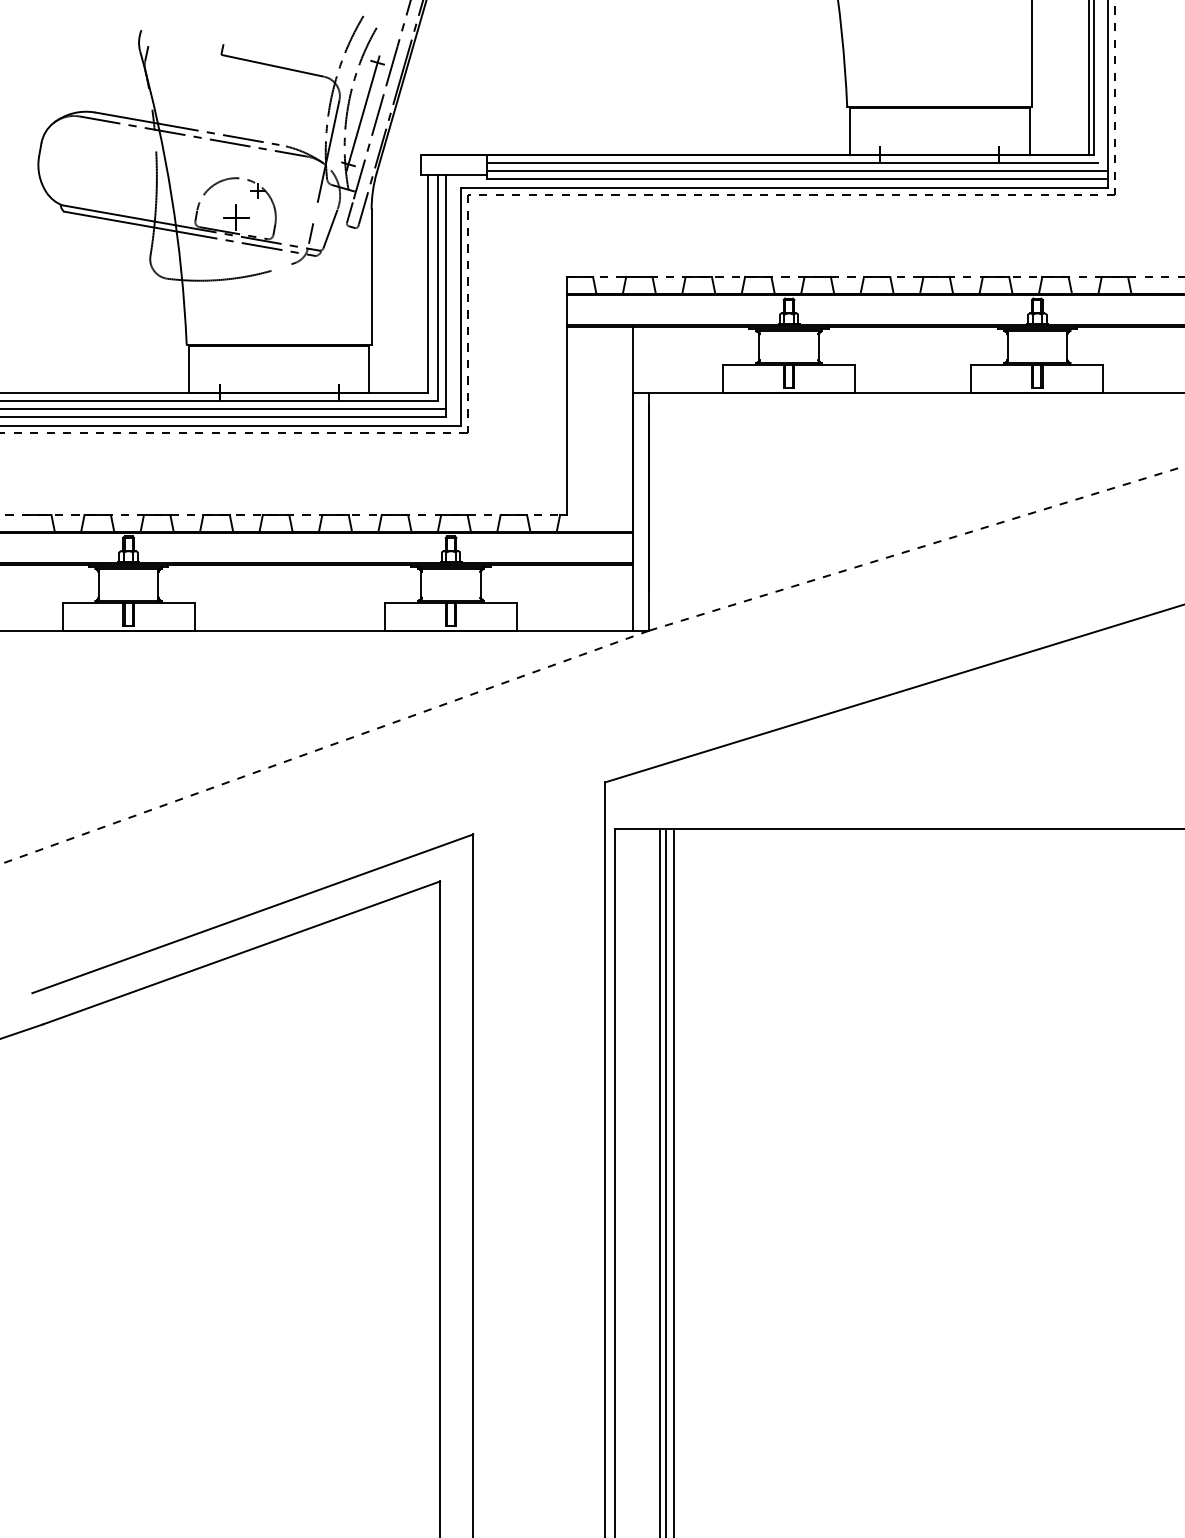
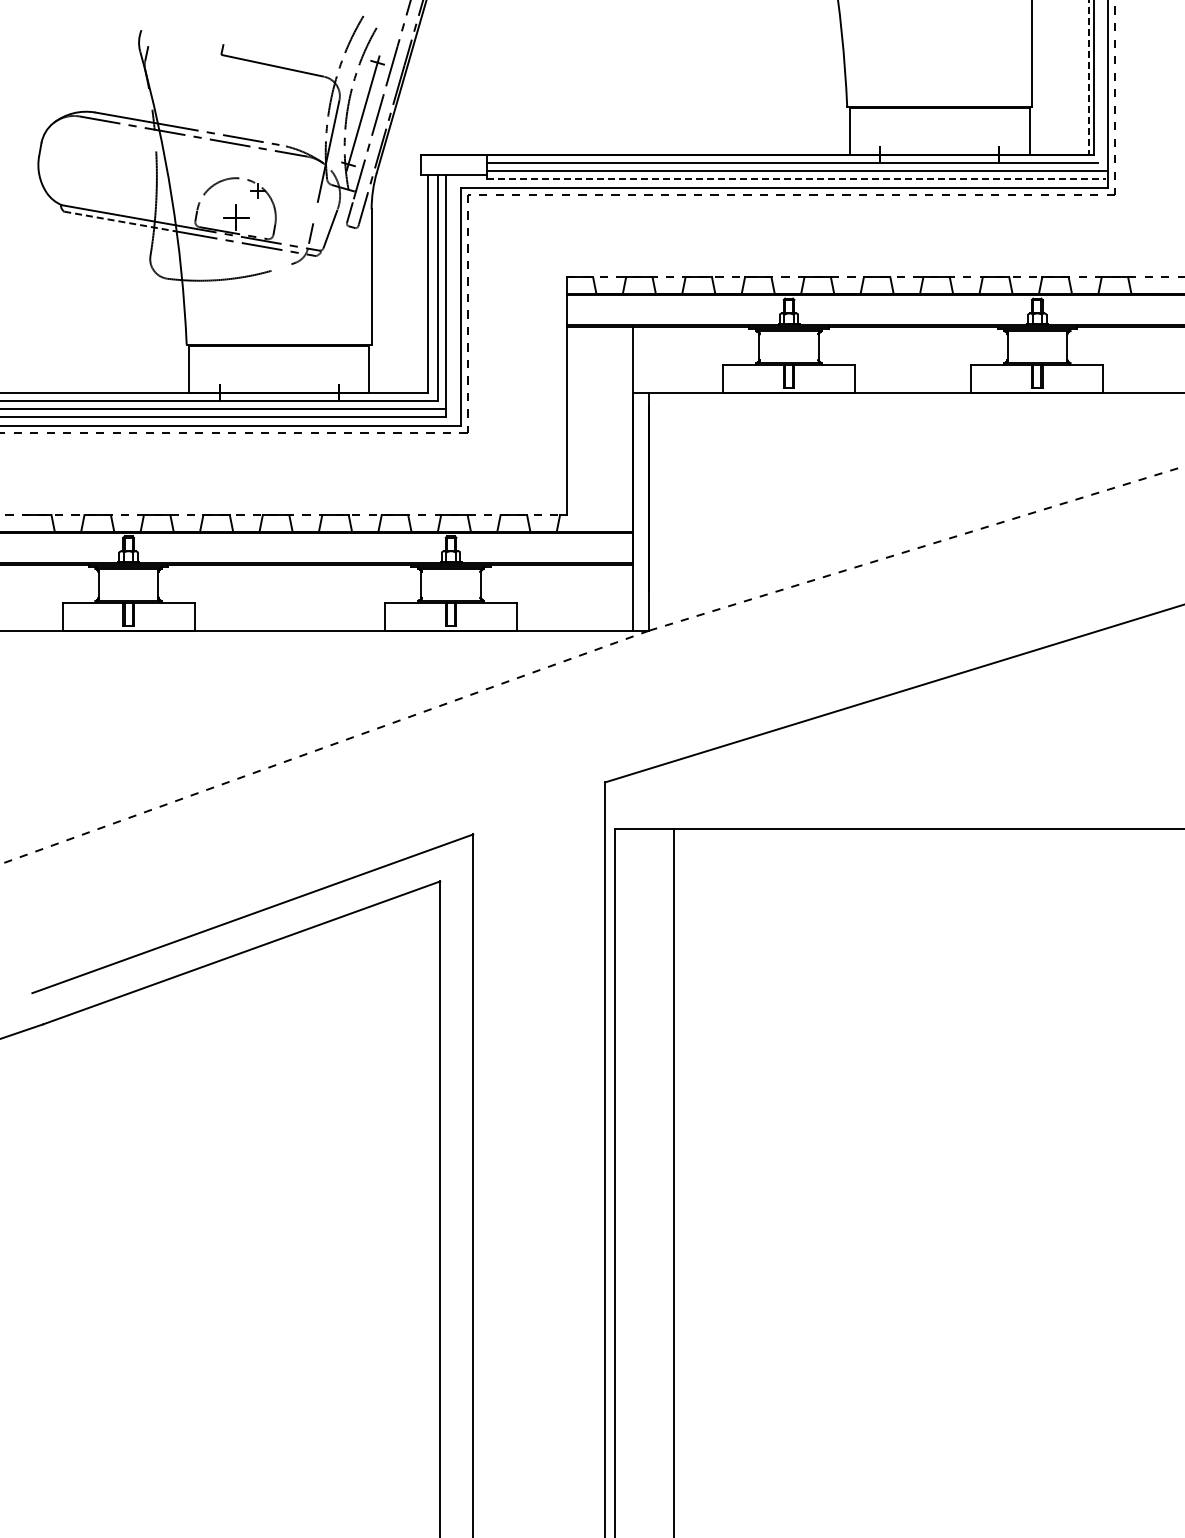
line: solid -> dashed (1088, 78)
line: solid -> dashed (797, 178)
line: solid -> dashed (120, 221)
line: present -> none (659, 1181)
line: present -> none (665, 1181)
